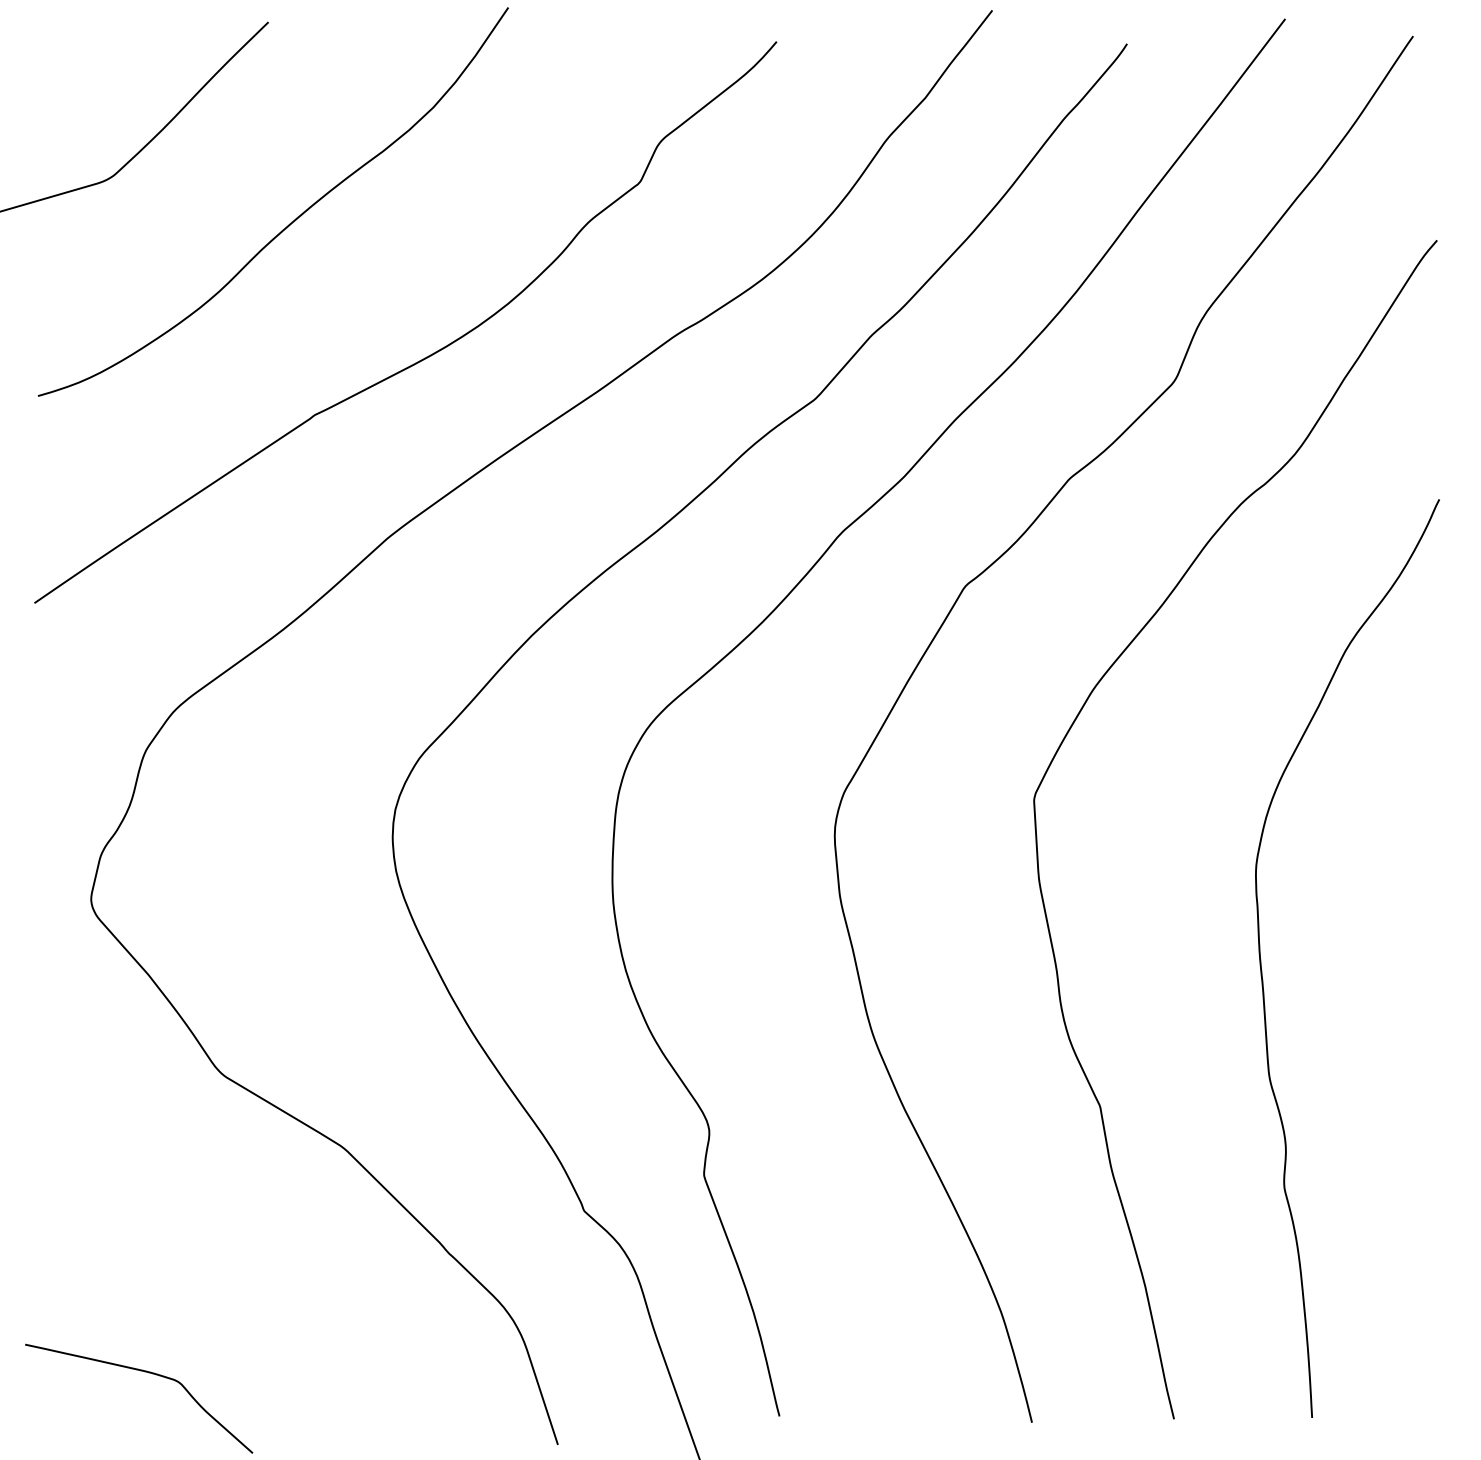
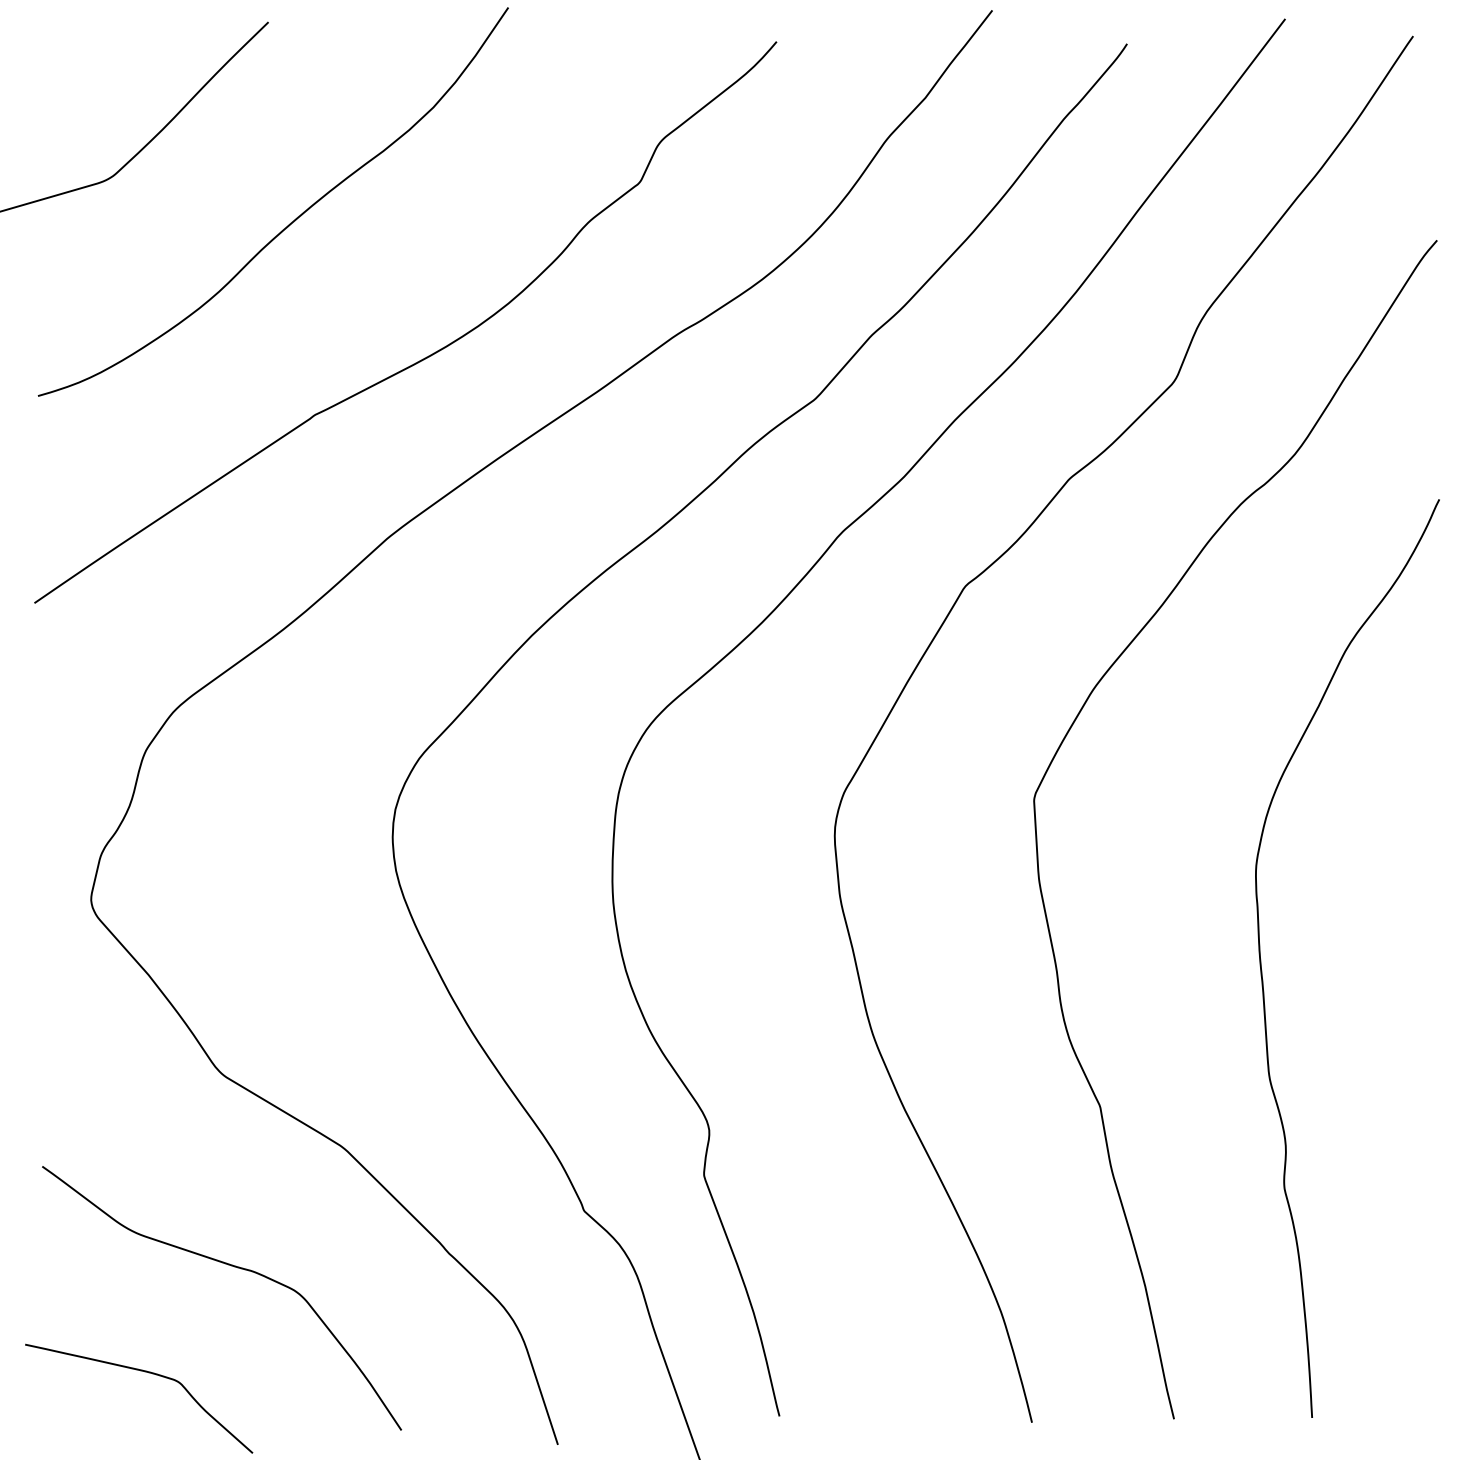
curve: none -> present (231, 1266)
